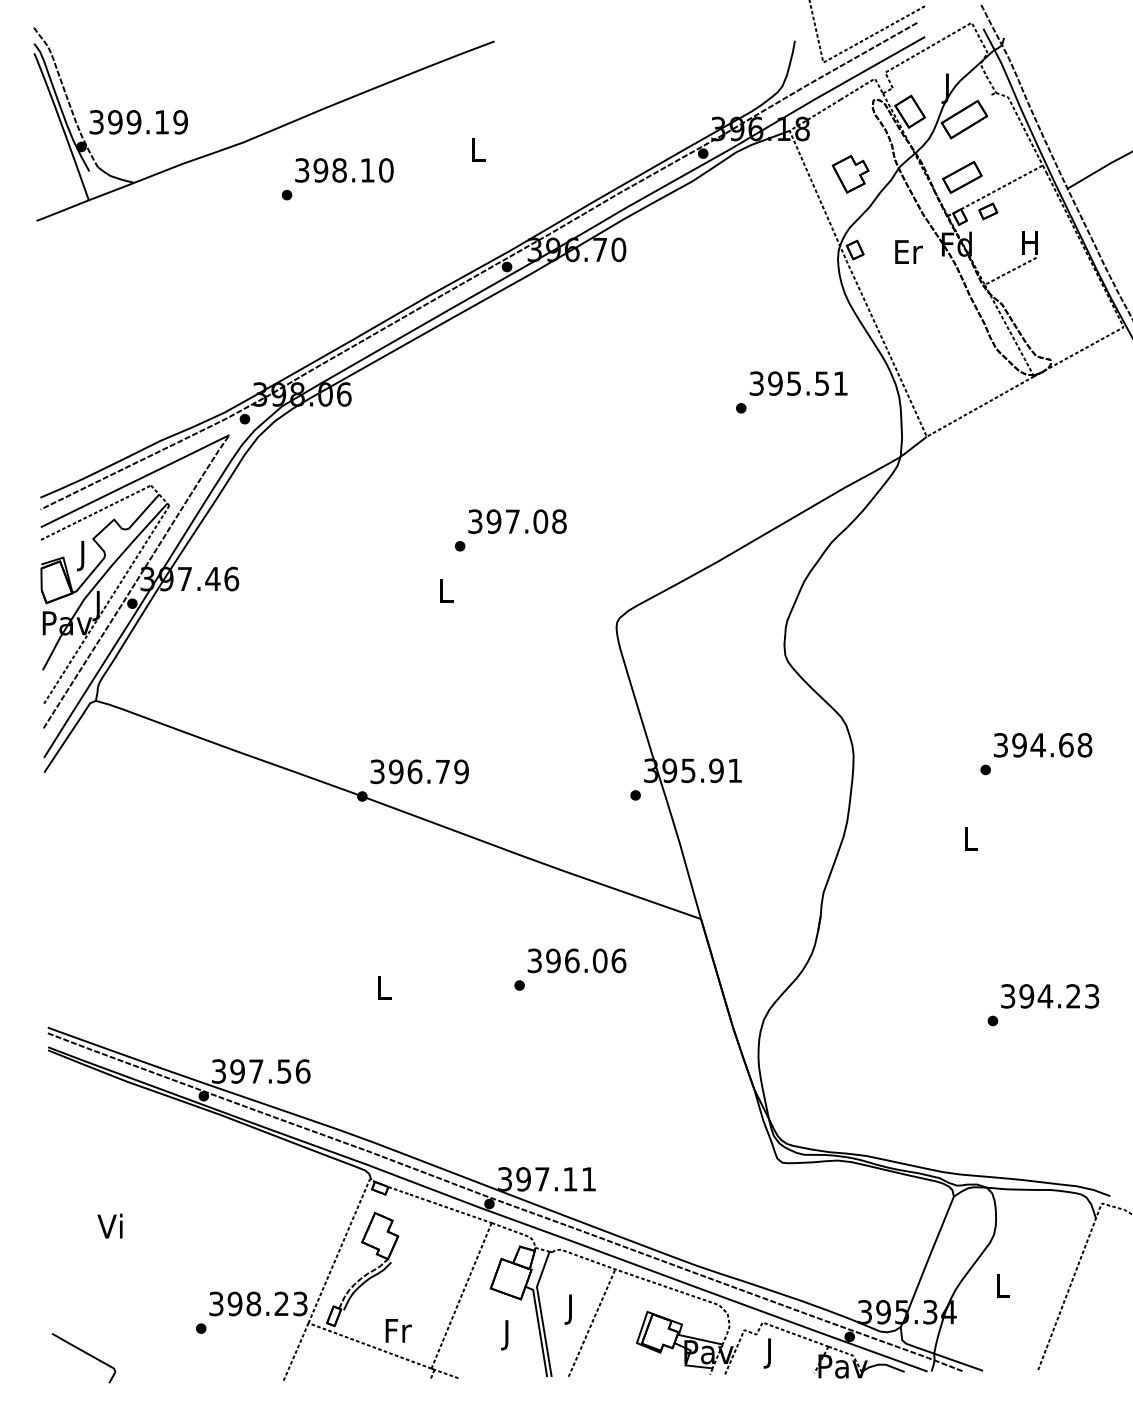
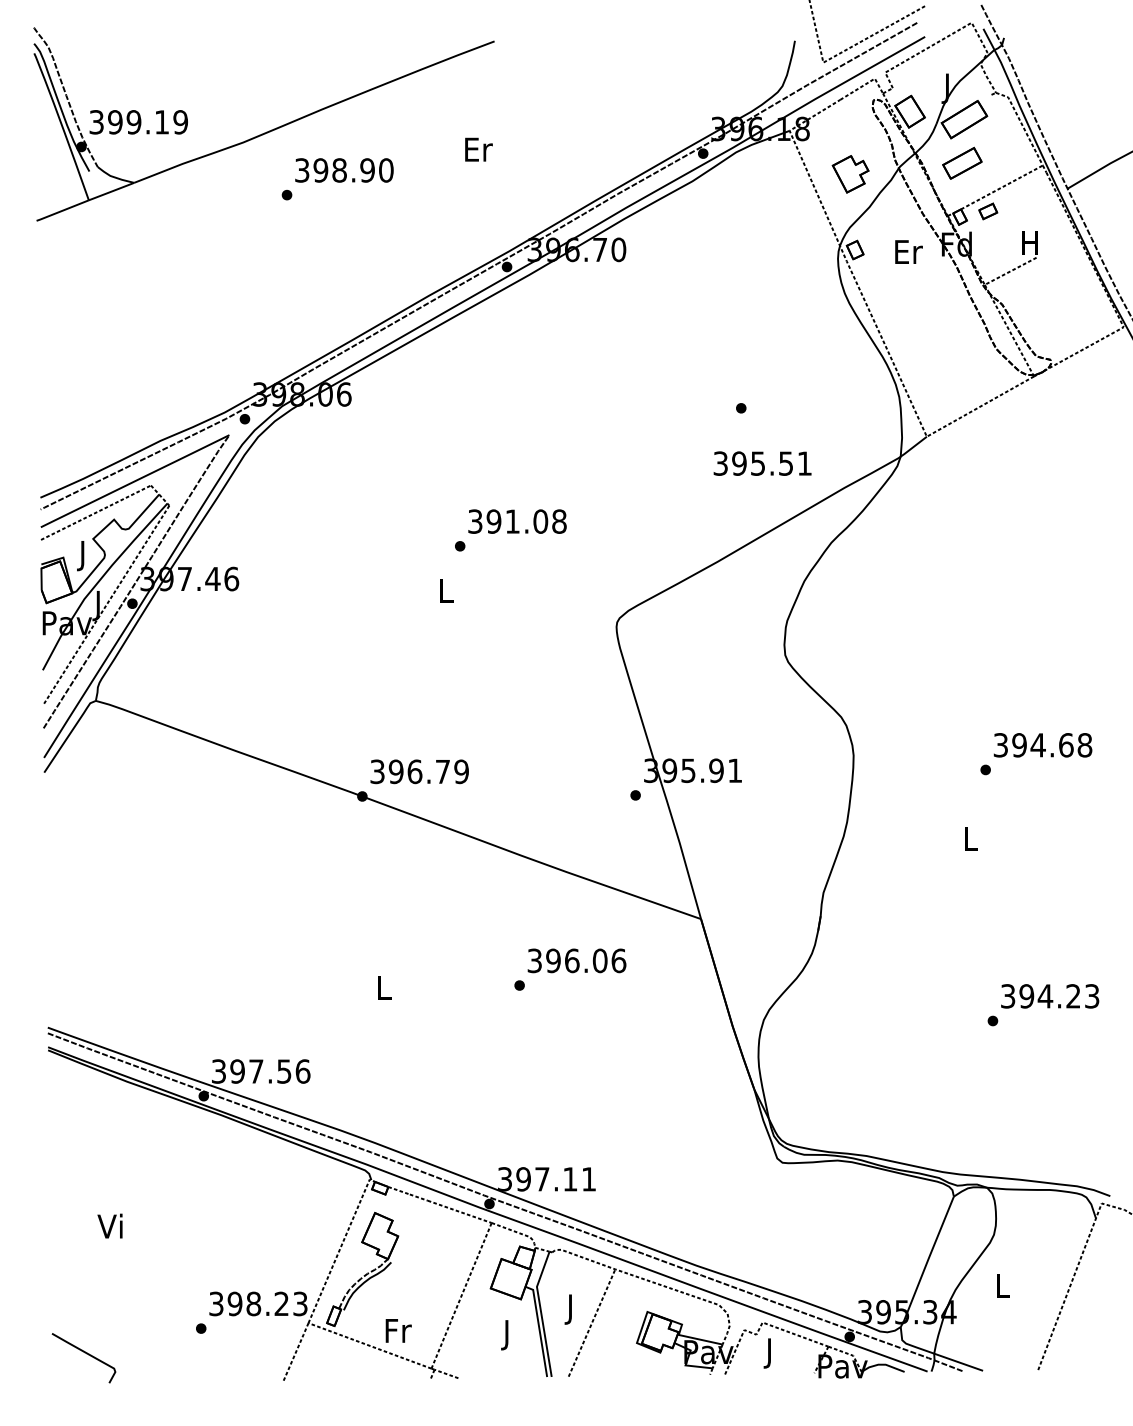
text: L -> Er (478, 149)
text: 398.10 -> 398.90 (367, 170)
part position: (962, 176) -> (962, 162) (962, 162)
text position: (798, 383) -> (762, 463) (762, 463)
text: 397.08 -> 391.08 (512, 521)
